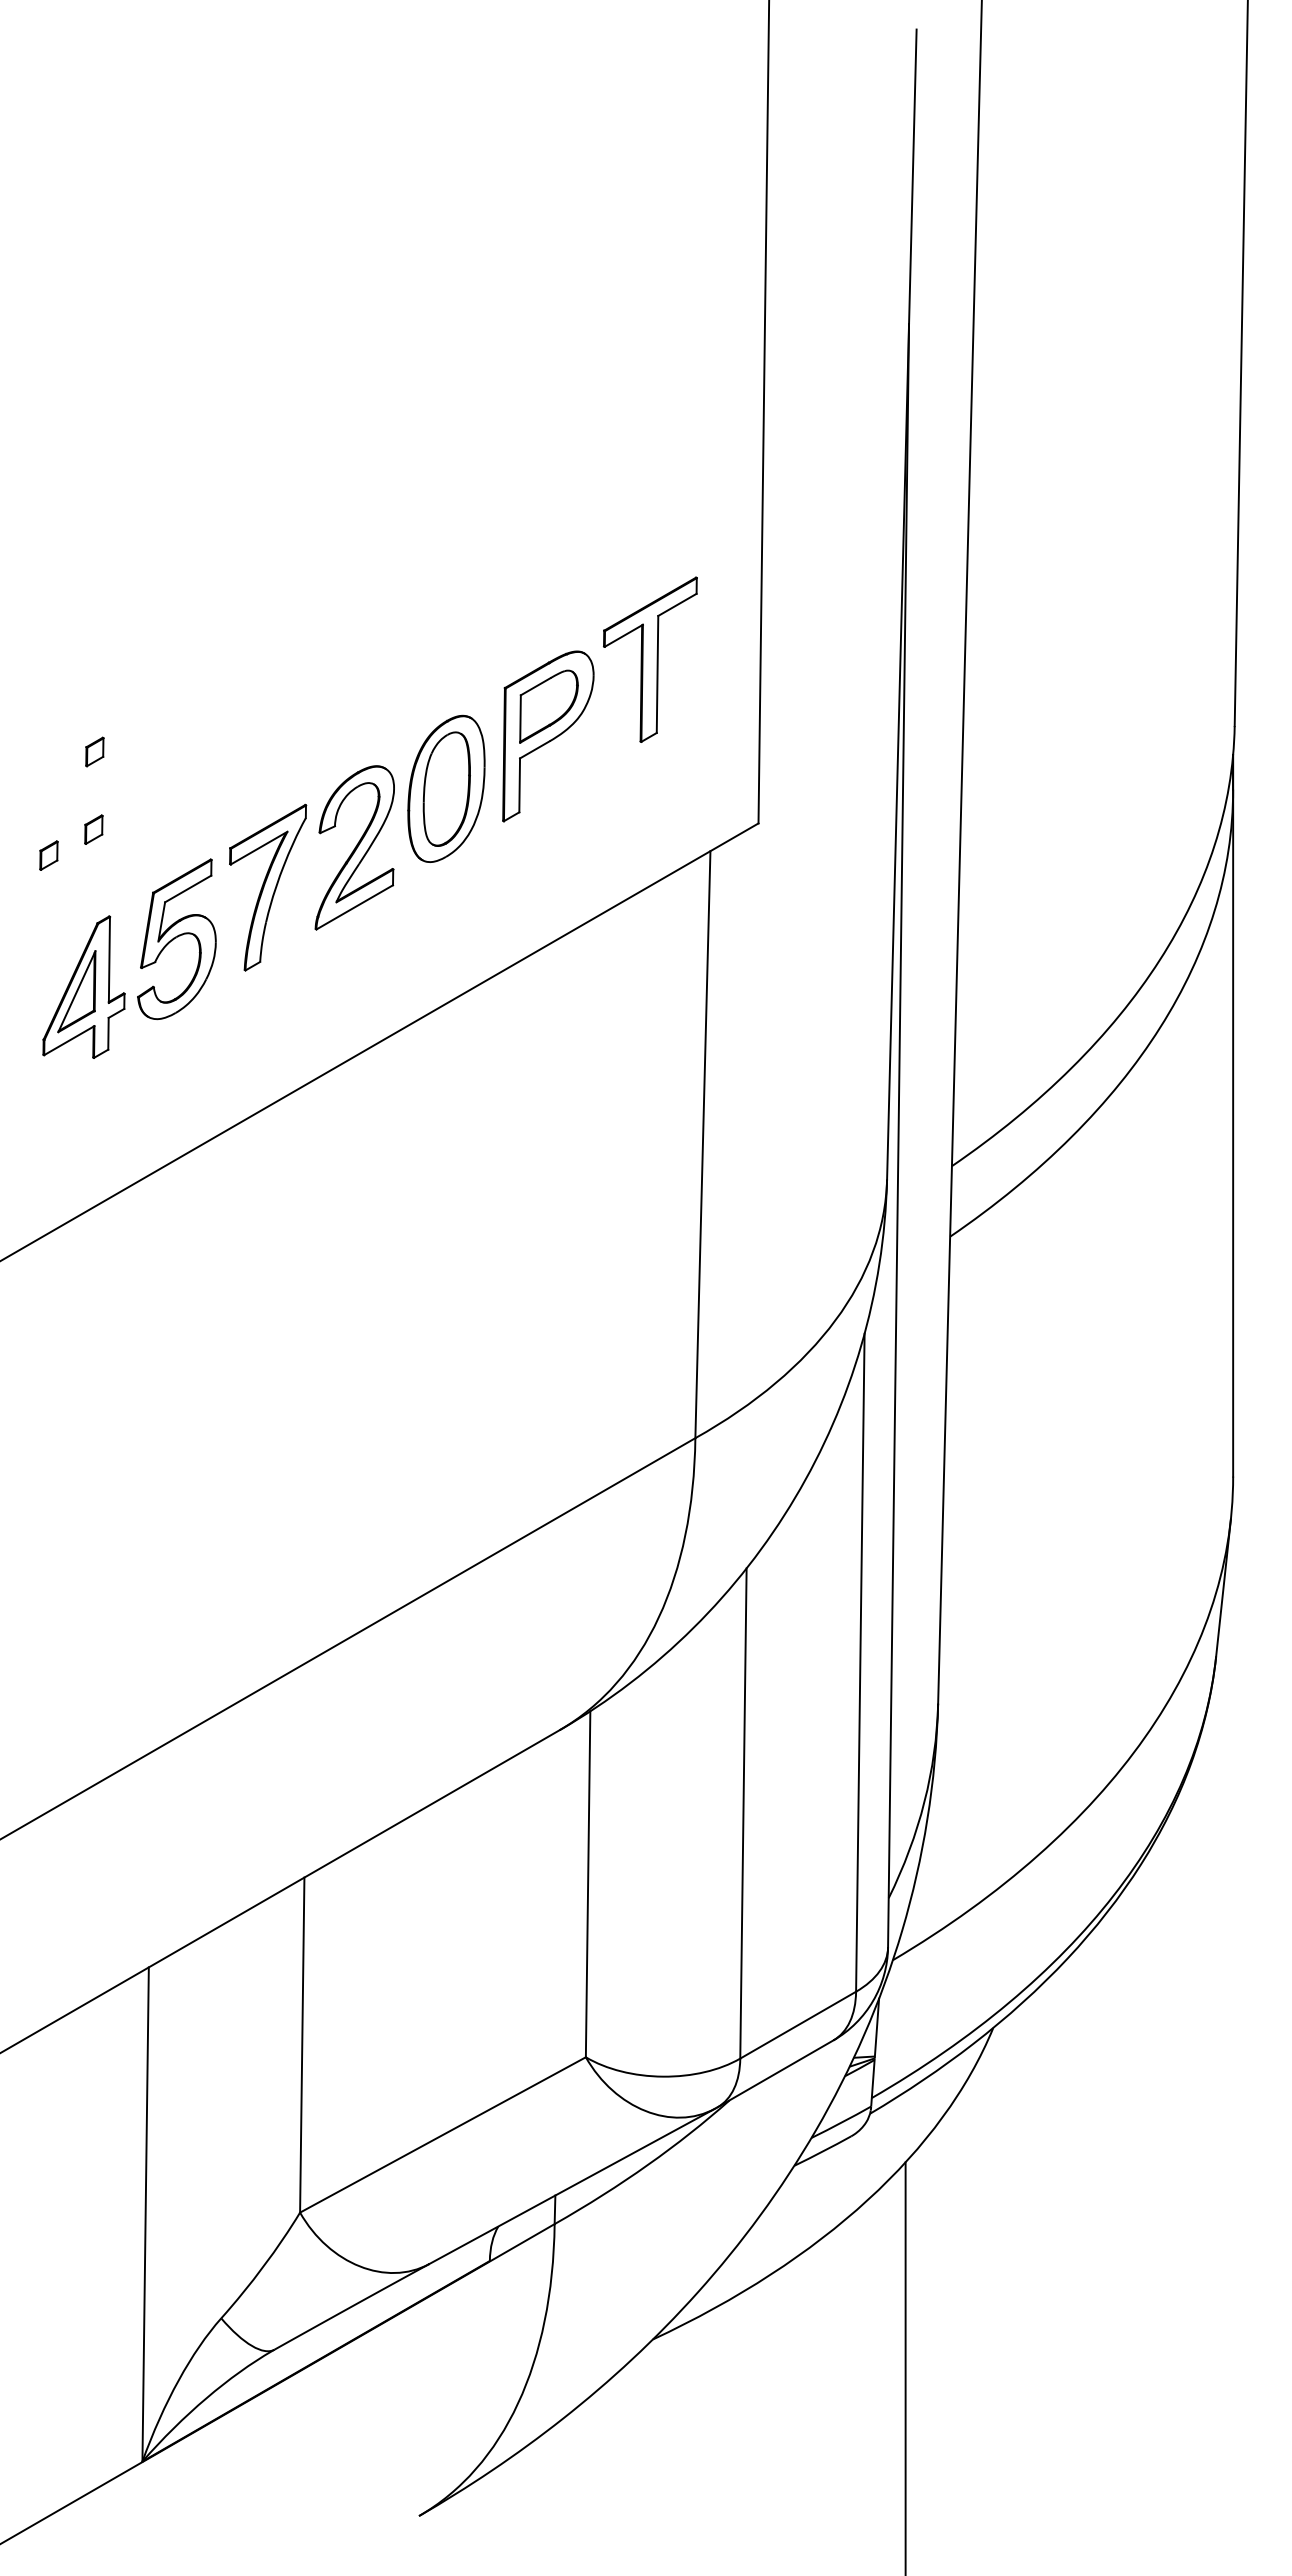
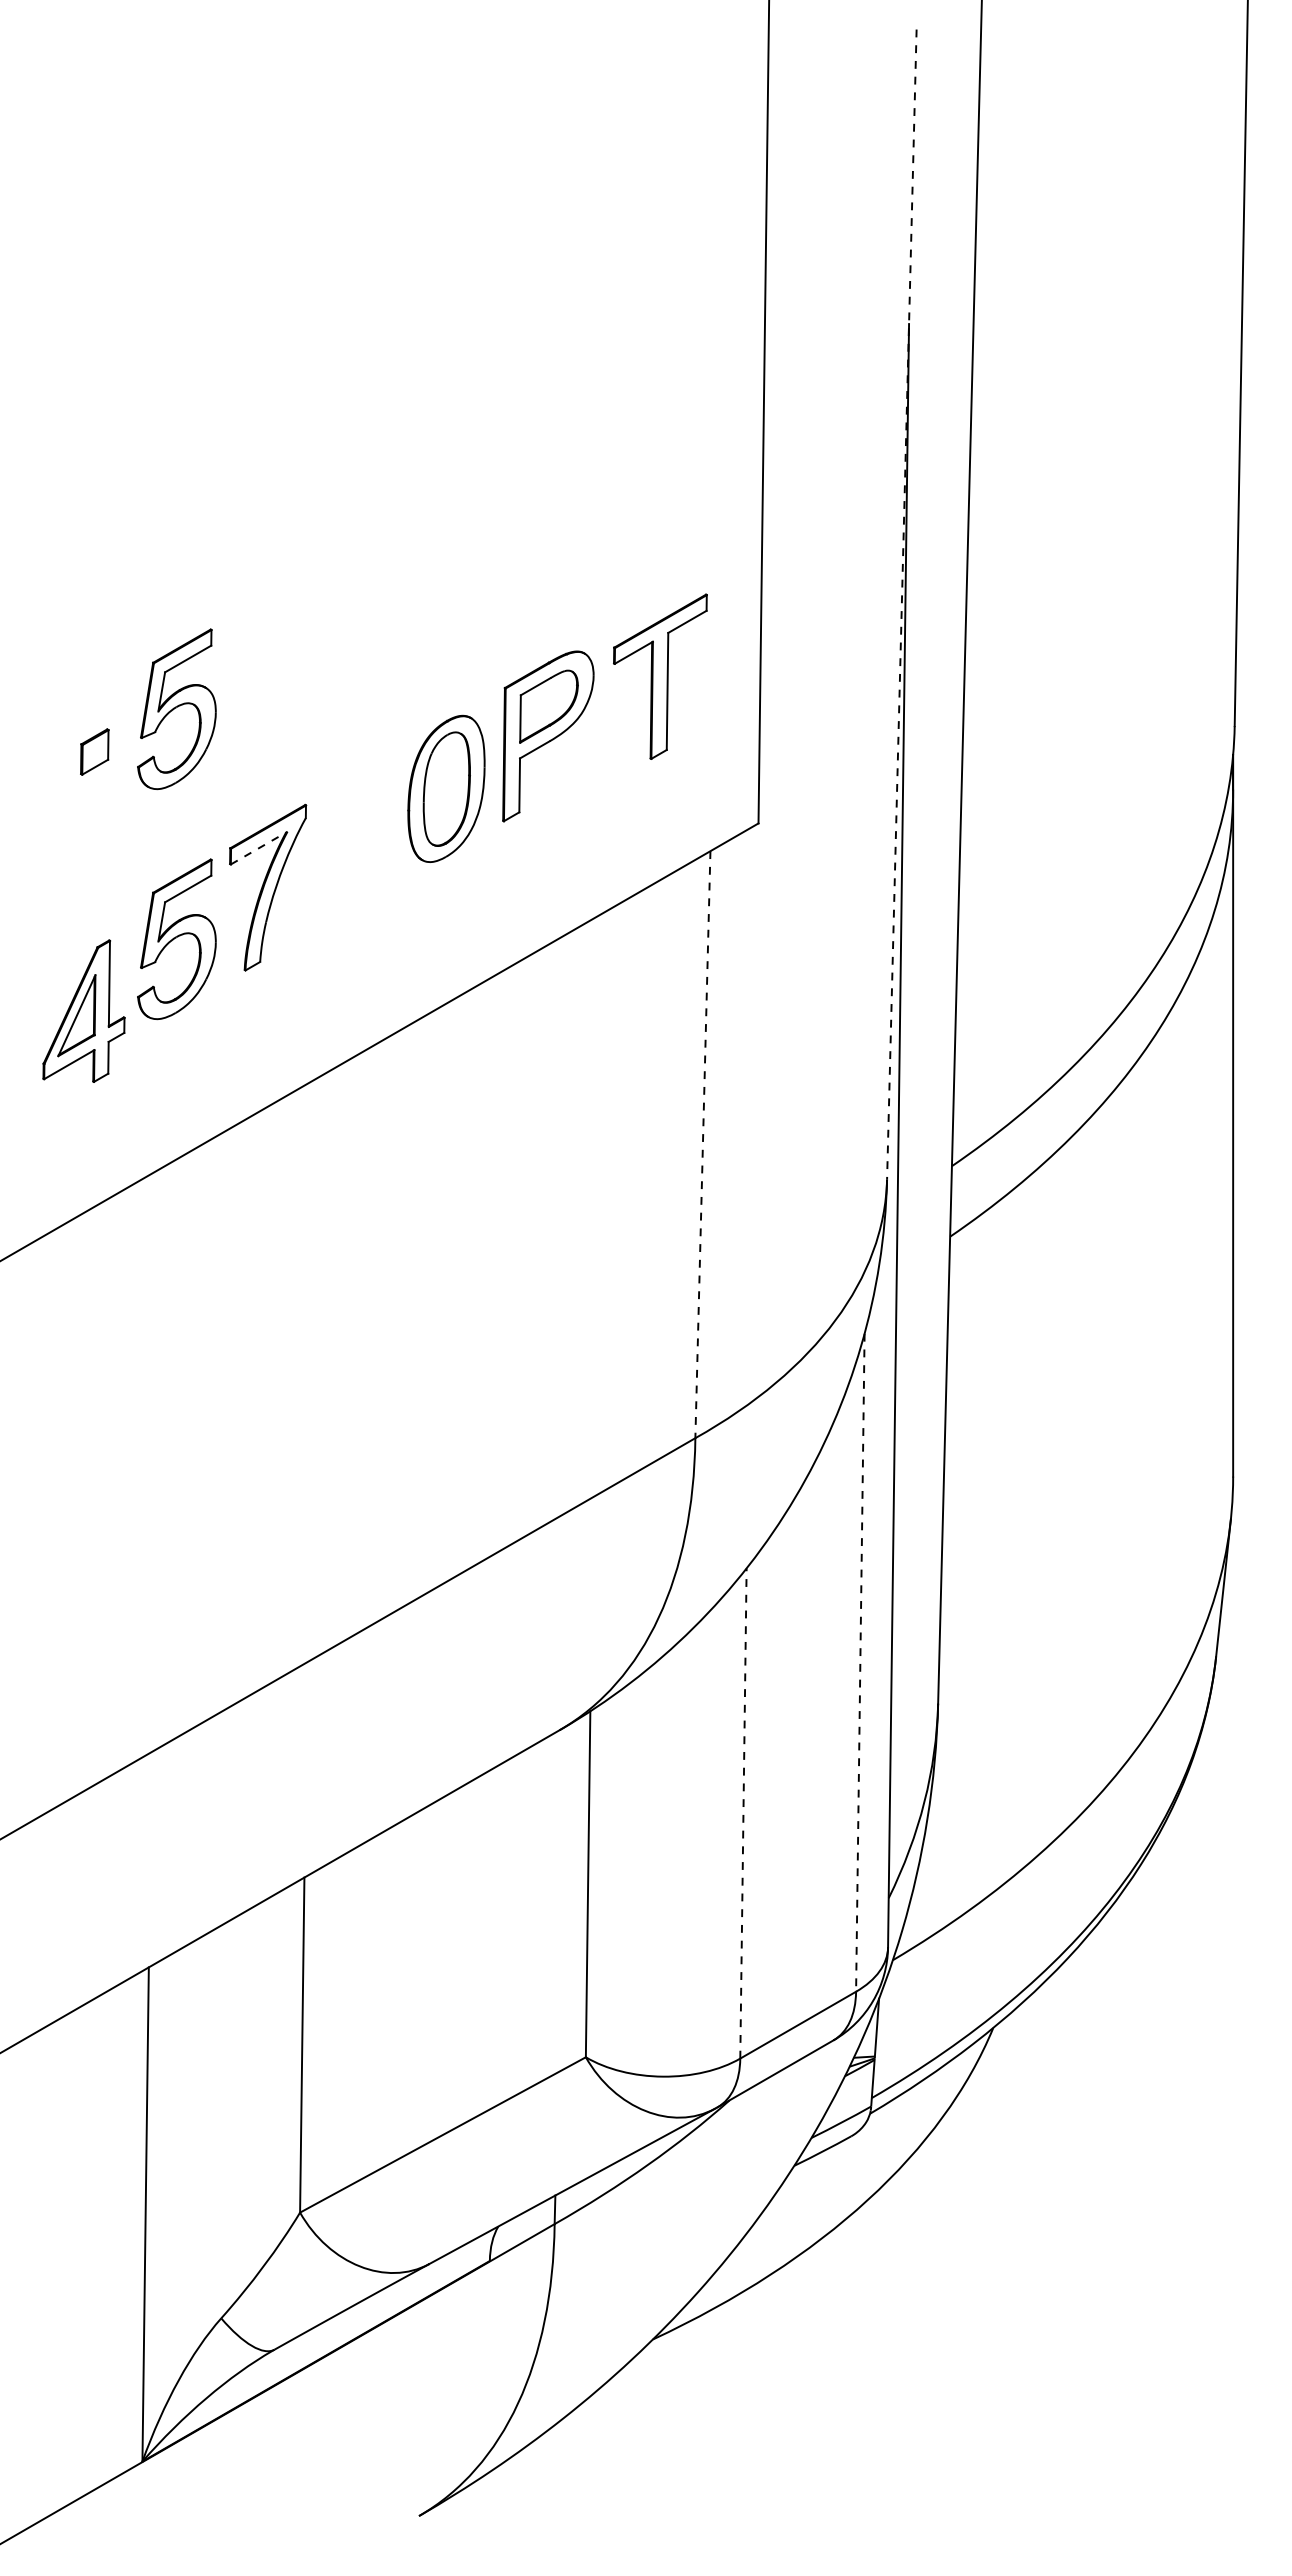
line: solid -> dashed (901, 605)
part position: (650, 659) -> (660, 676) (660, 676)
part: none -> present (176, 709)
part size: 20x32 px -> 30x48 px (94, 751)
part: present -> none (93, 829)
part: present -> none (354, 847)
line: solid -> dashed (259, 848)
part: present -> none (48, 855)
part position: (83, 986) -> (83, 1010) (83, 1010)
line: solid -> dashed (702, 1144)
line: solid -> dashed (860, 1663)
line: solid -> dashed (743, 1813)
line: present -> none (905, 2367)
